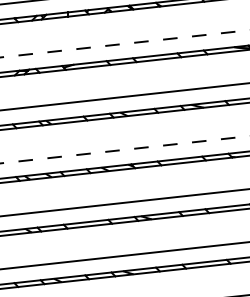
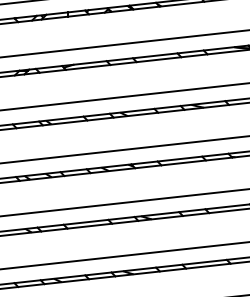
line: dashed -> solid (125, 43)
line: dashed -> solid (125, 149)
